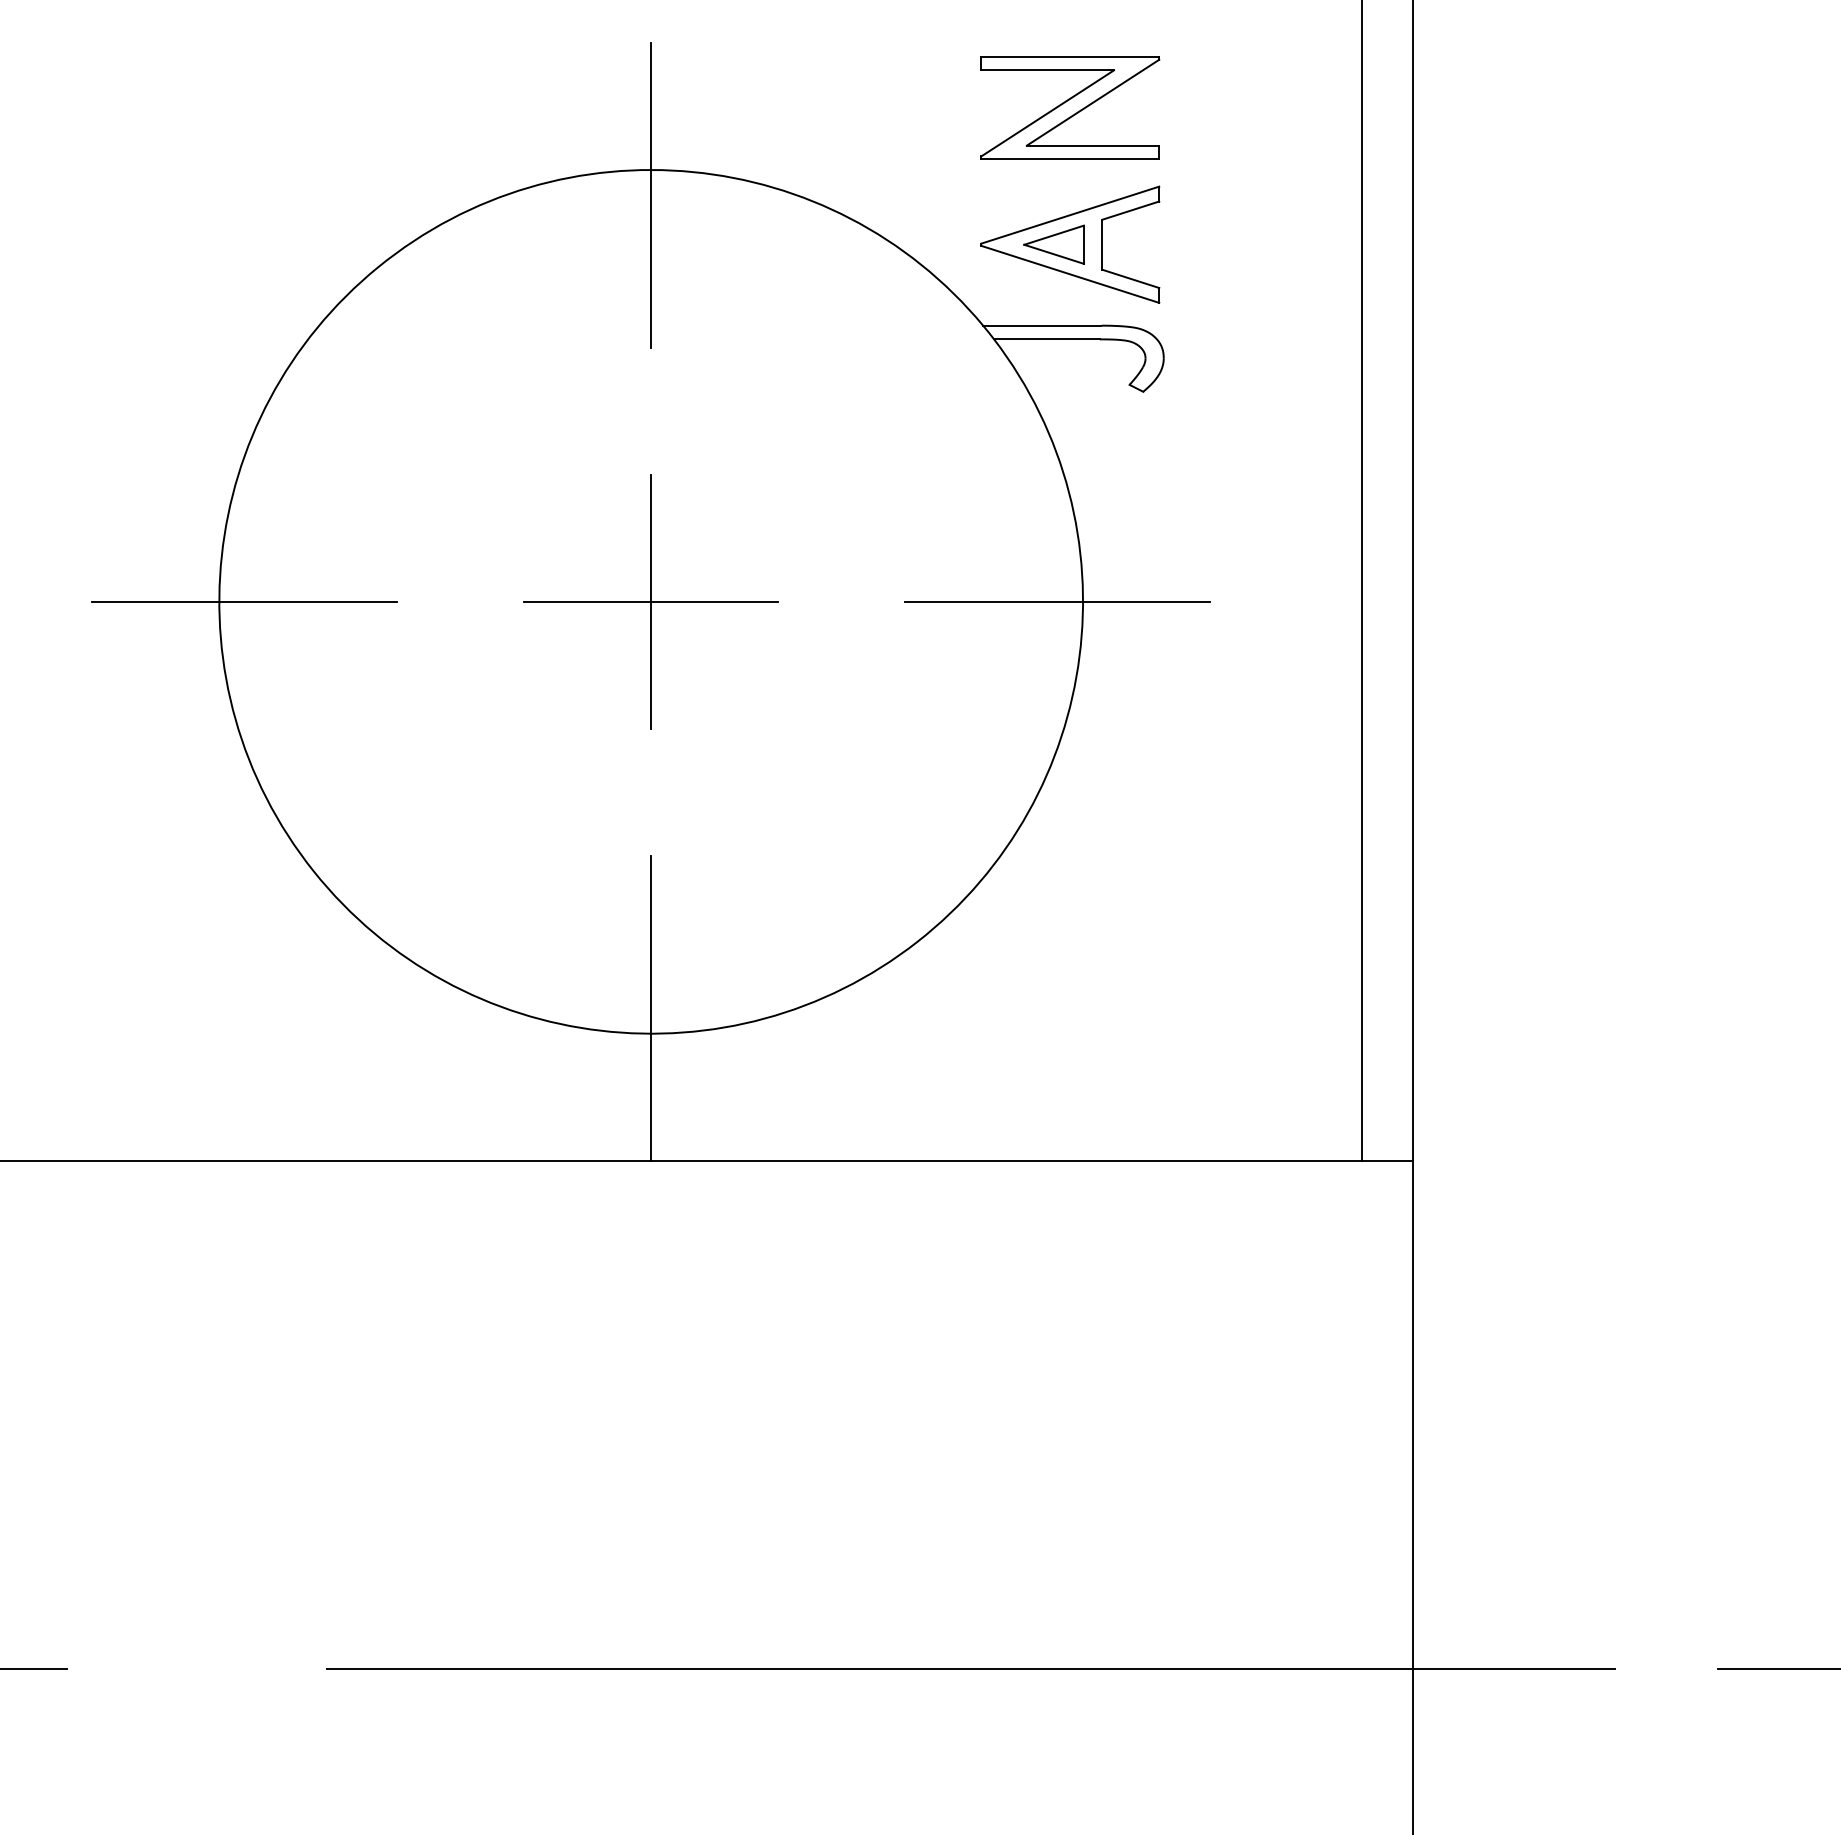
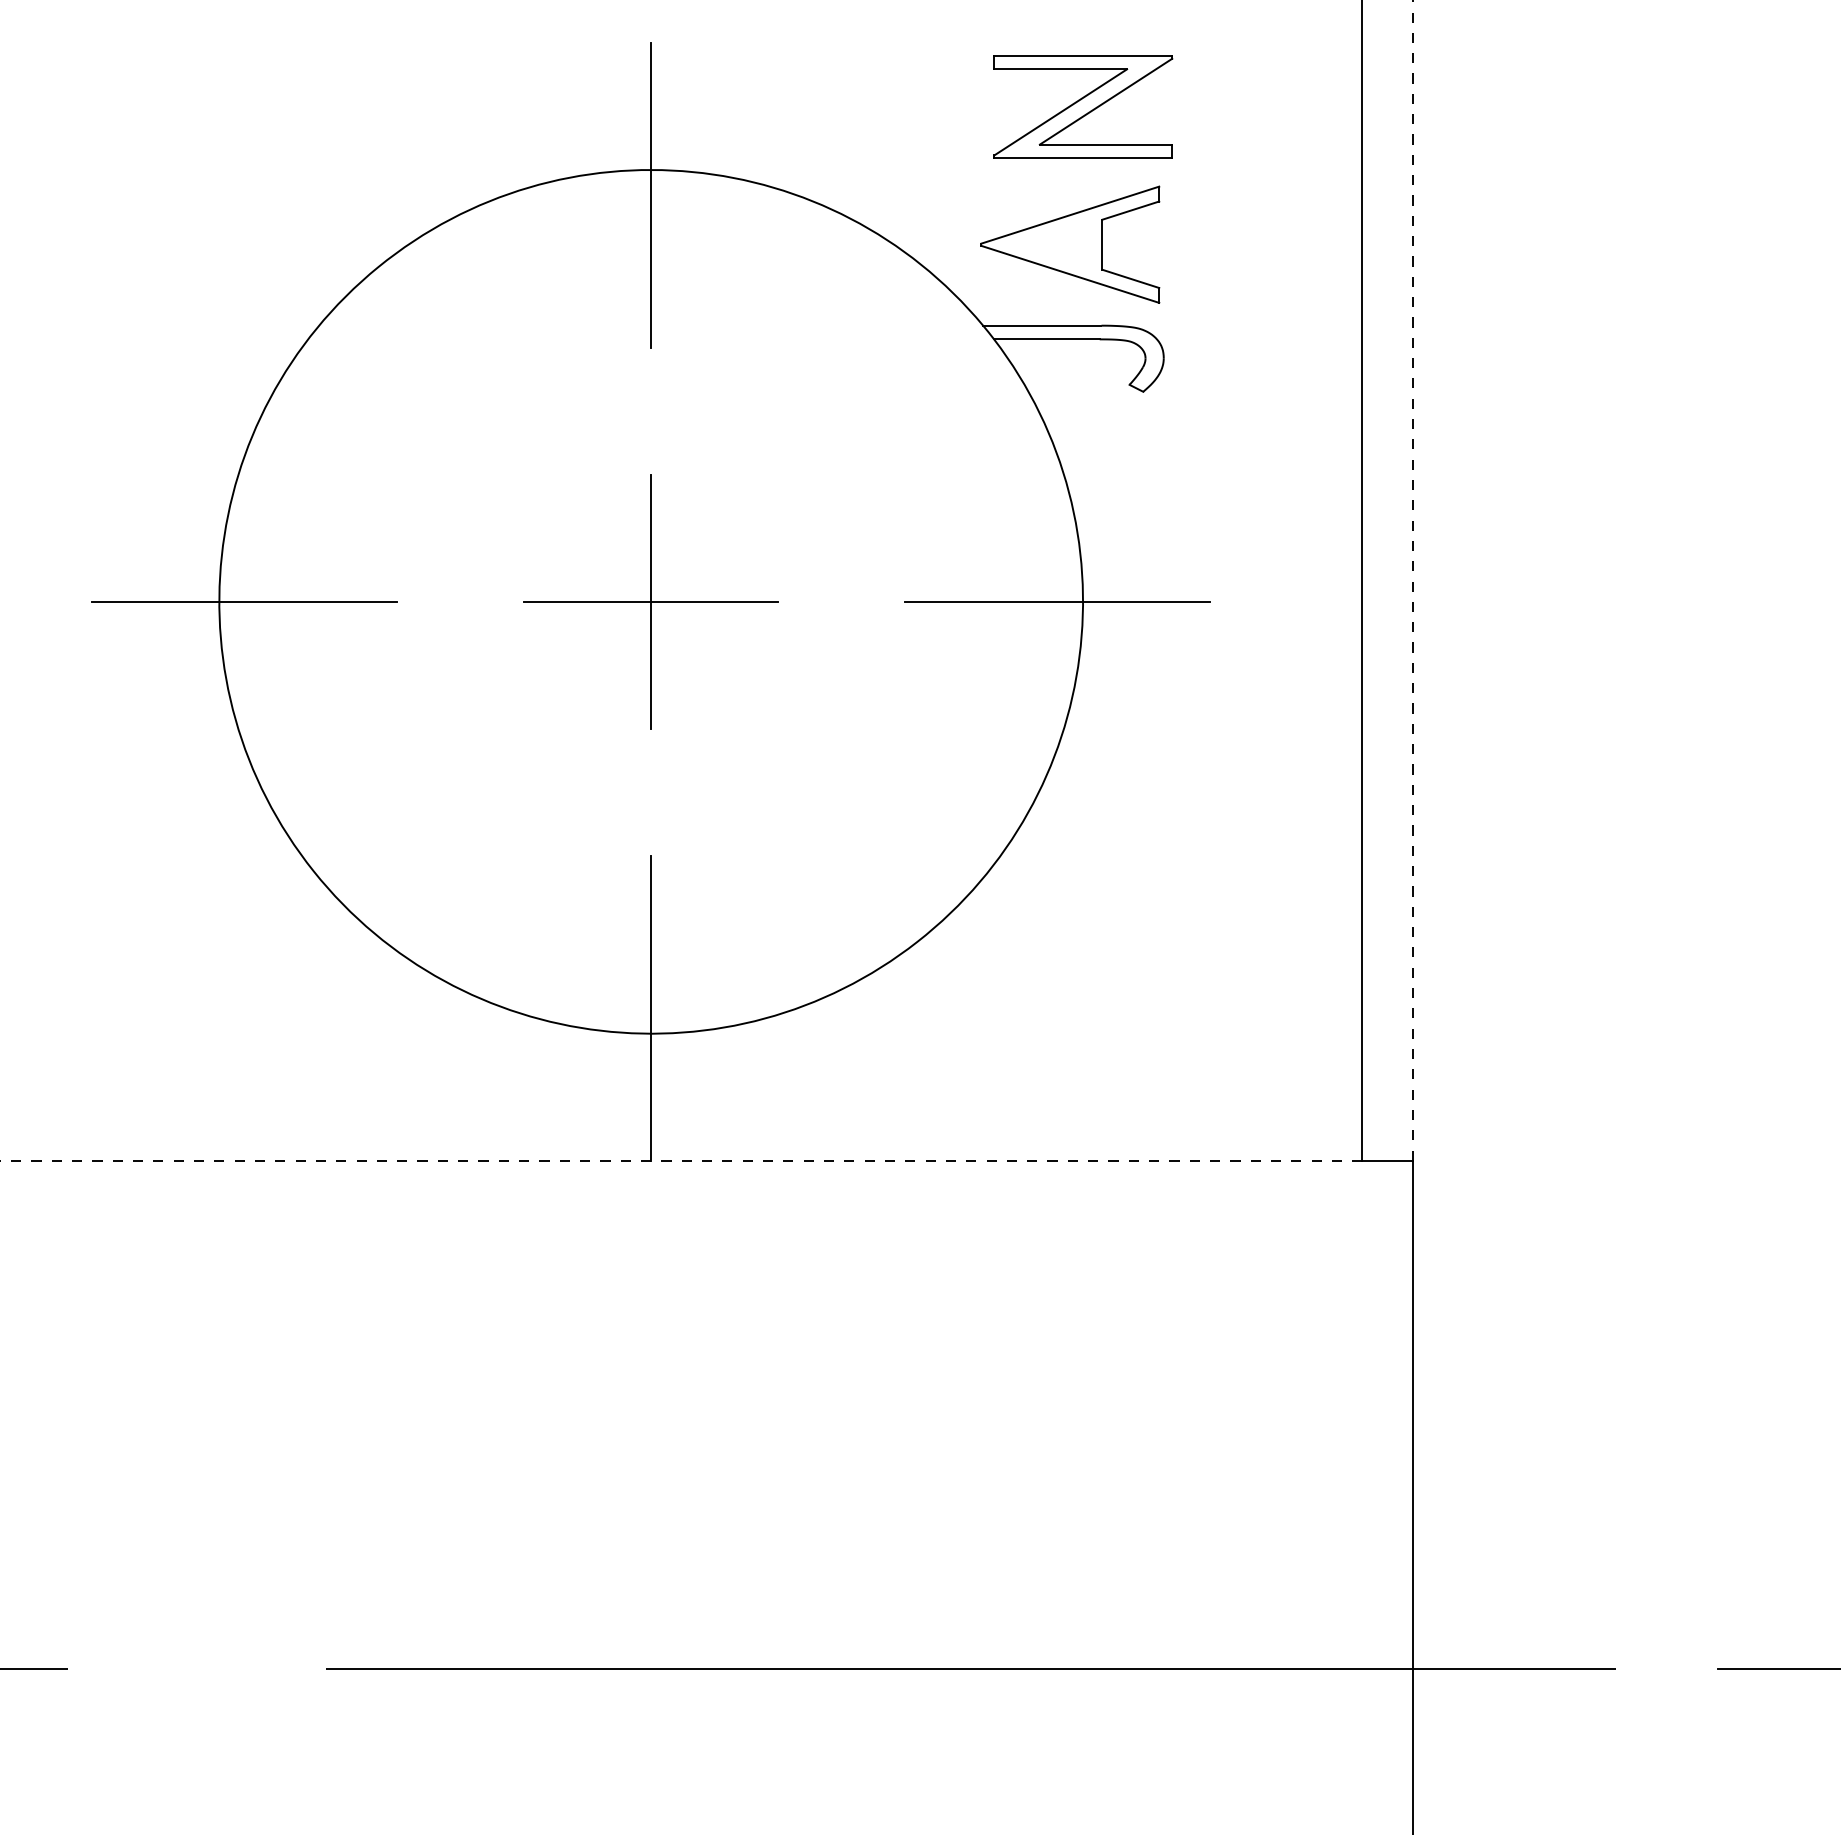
part position: (1070, 107) -> (1083, 106) (1083, 106)
part: present -> none (1053, 244)
line: solid -> dashed (1413, 579)
line: solid -> dashed (681, 1160)
